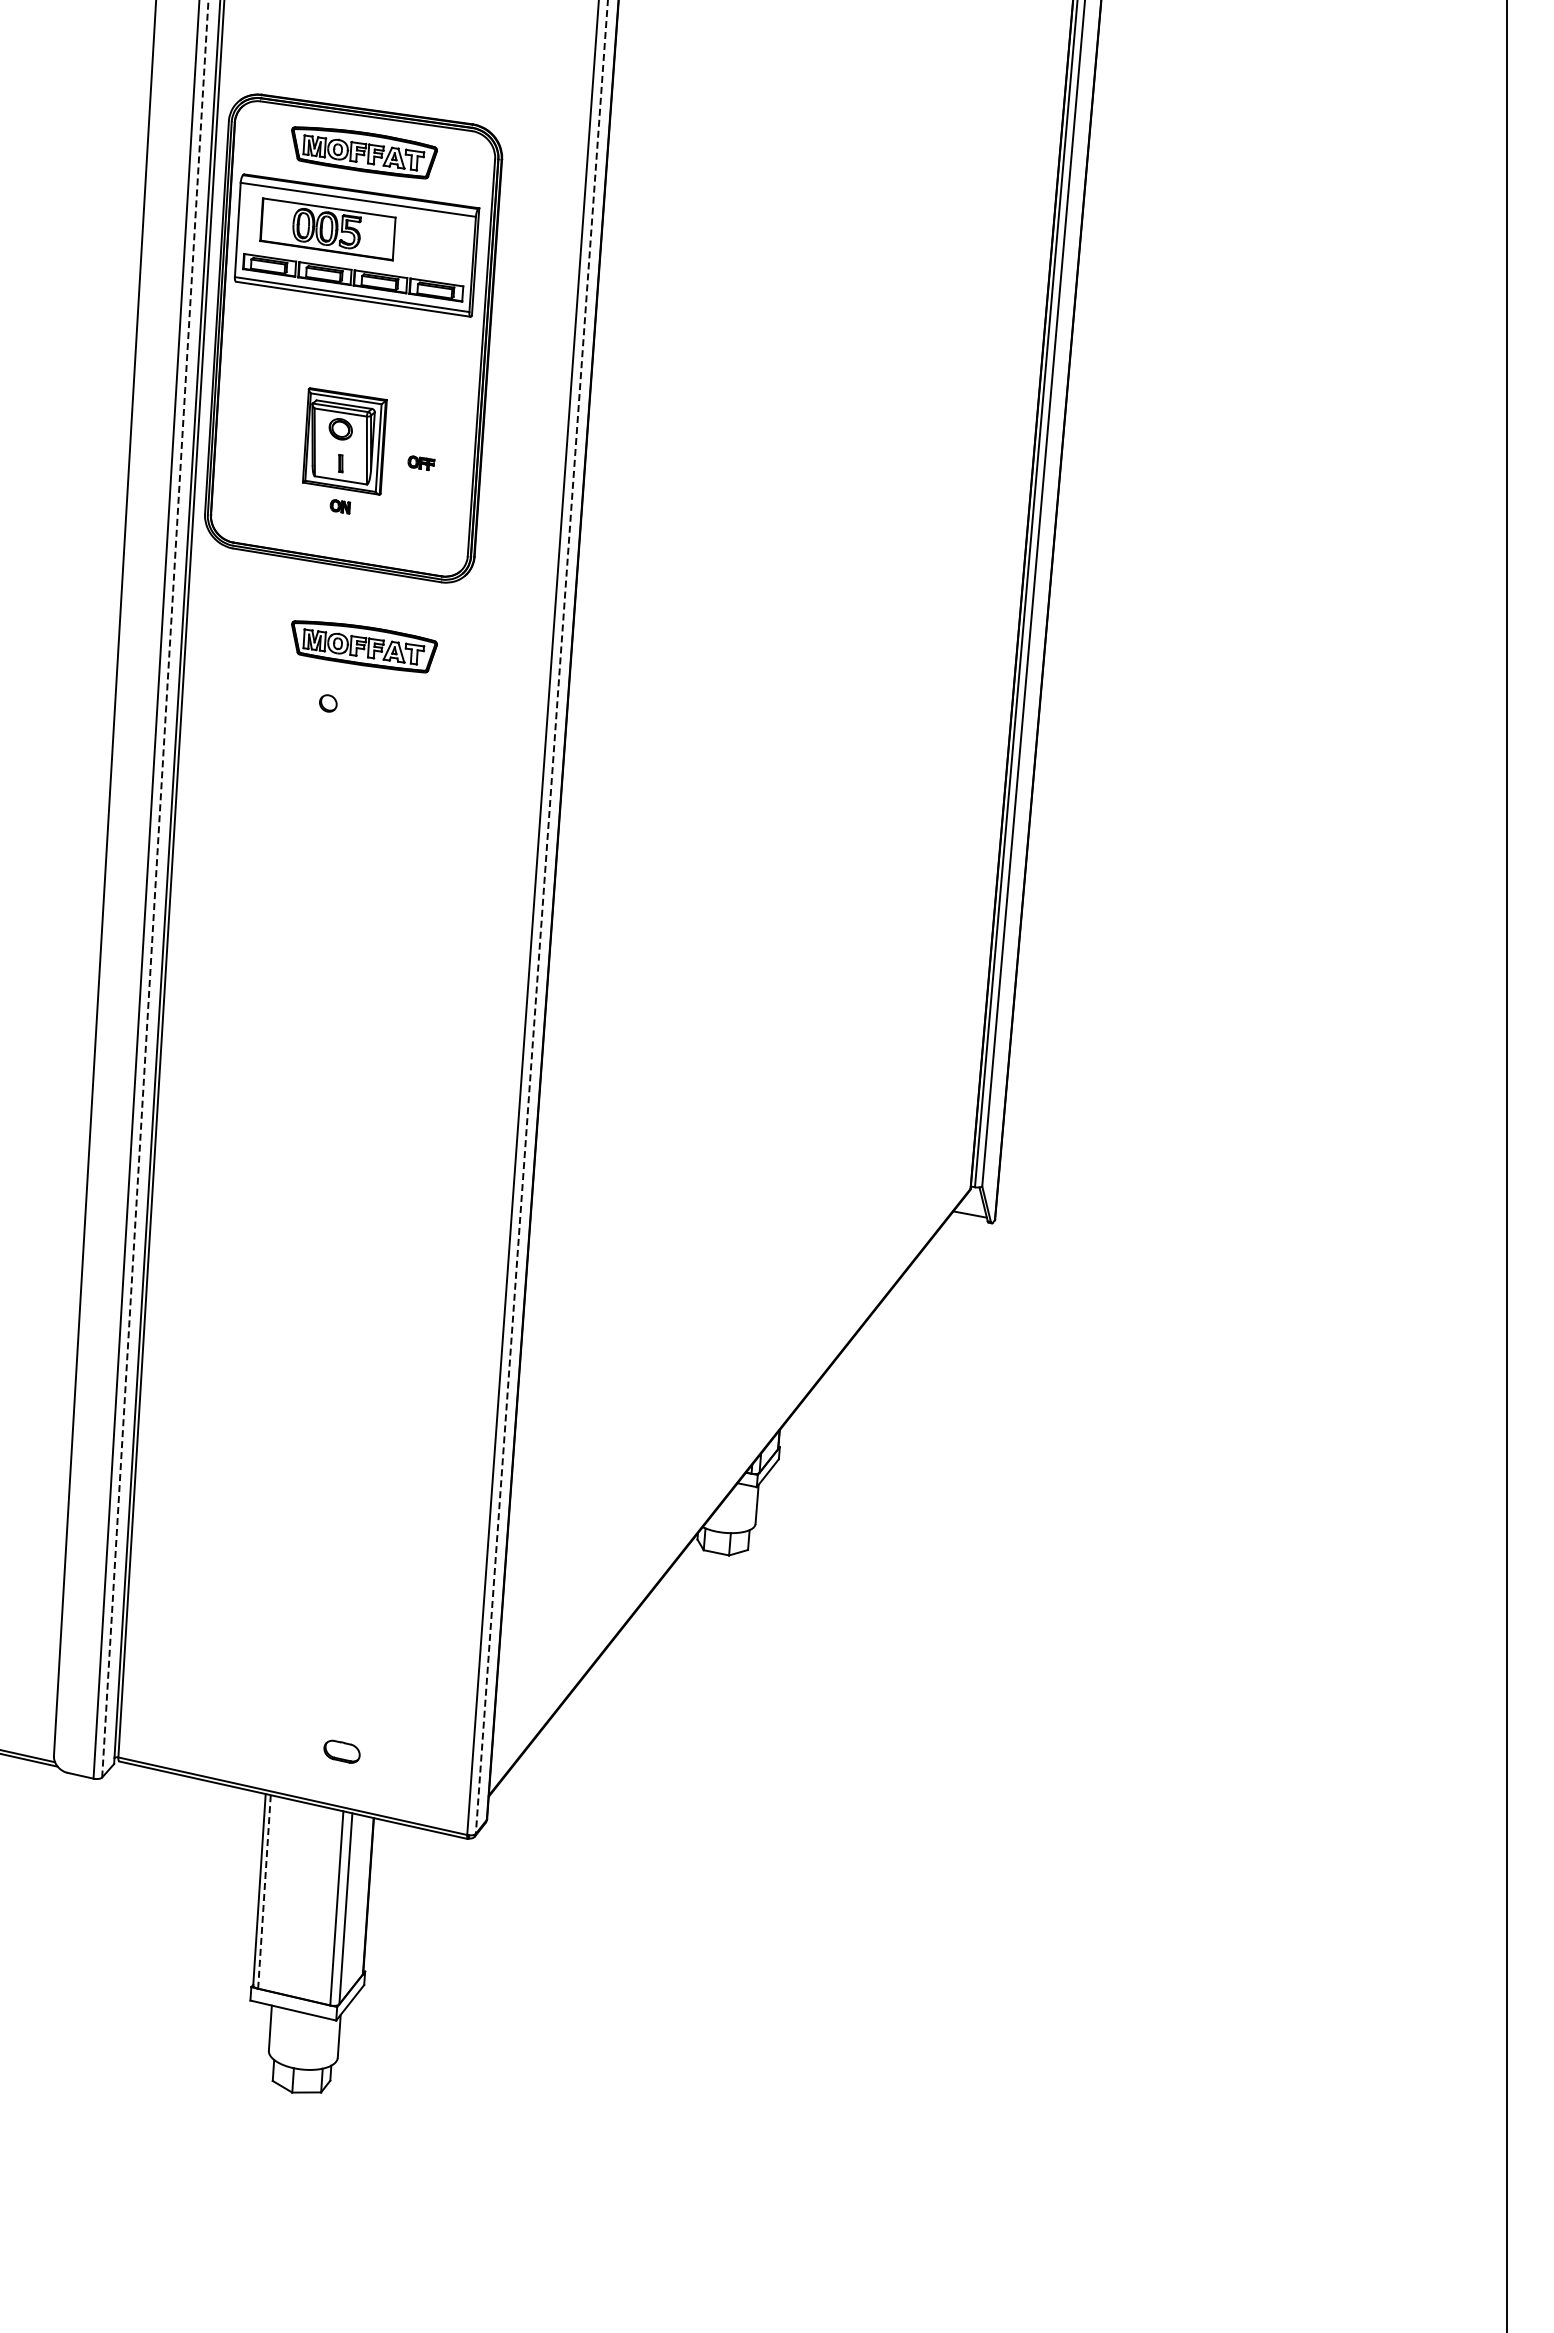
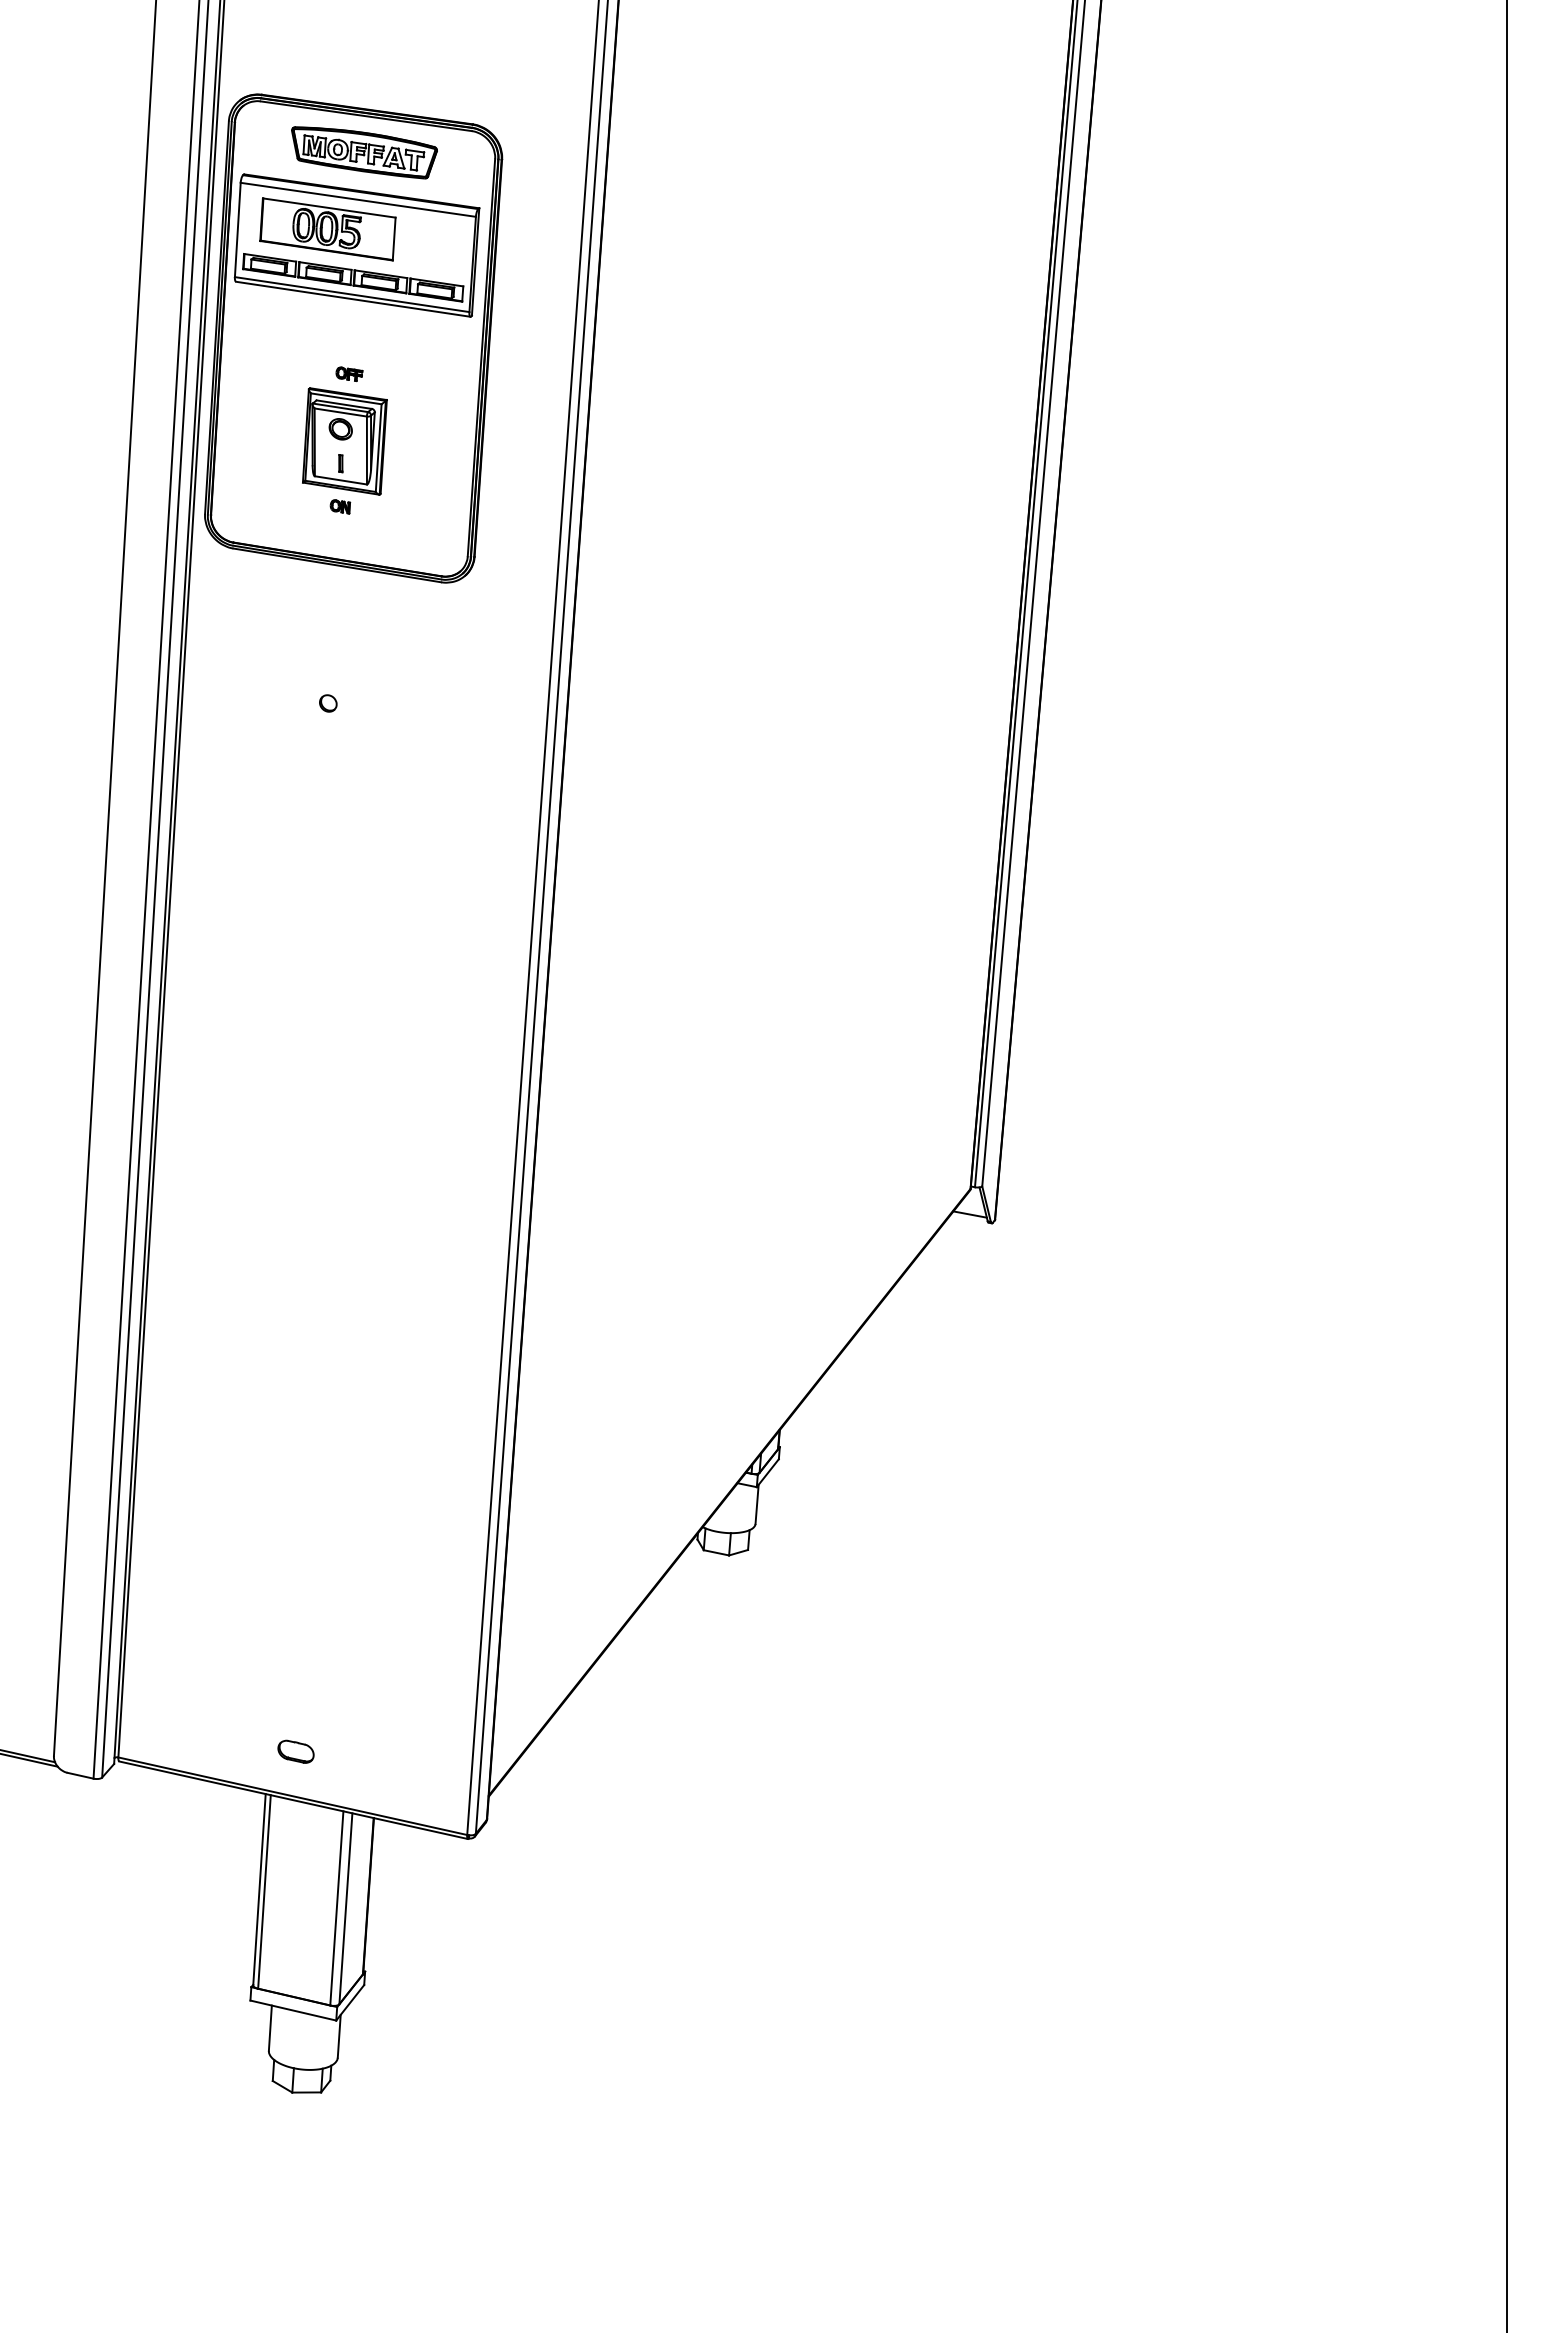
part position: (421, 463) -> (349, 374) (349, 374)
part: present -> none (364, 646)
line: dashed -> solid (155, 888)
line: dashed -> solid (541, 917)
part position: (341, 1751) -> (295, 1751) (295, 1751)
line: dashed -> solid (264, 1891)
